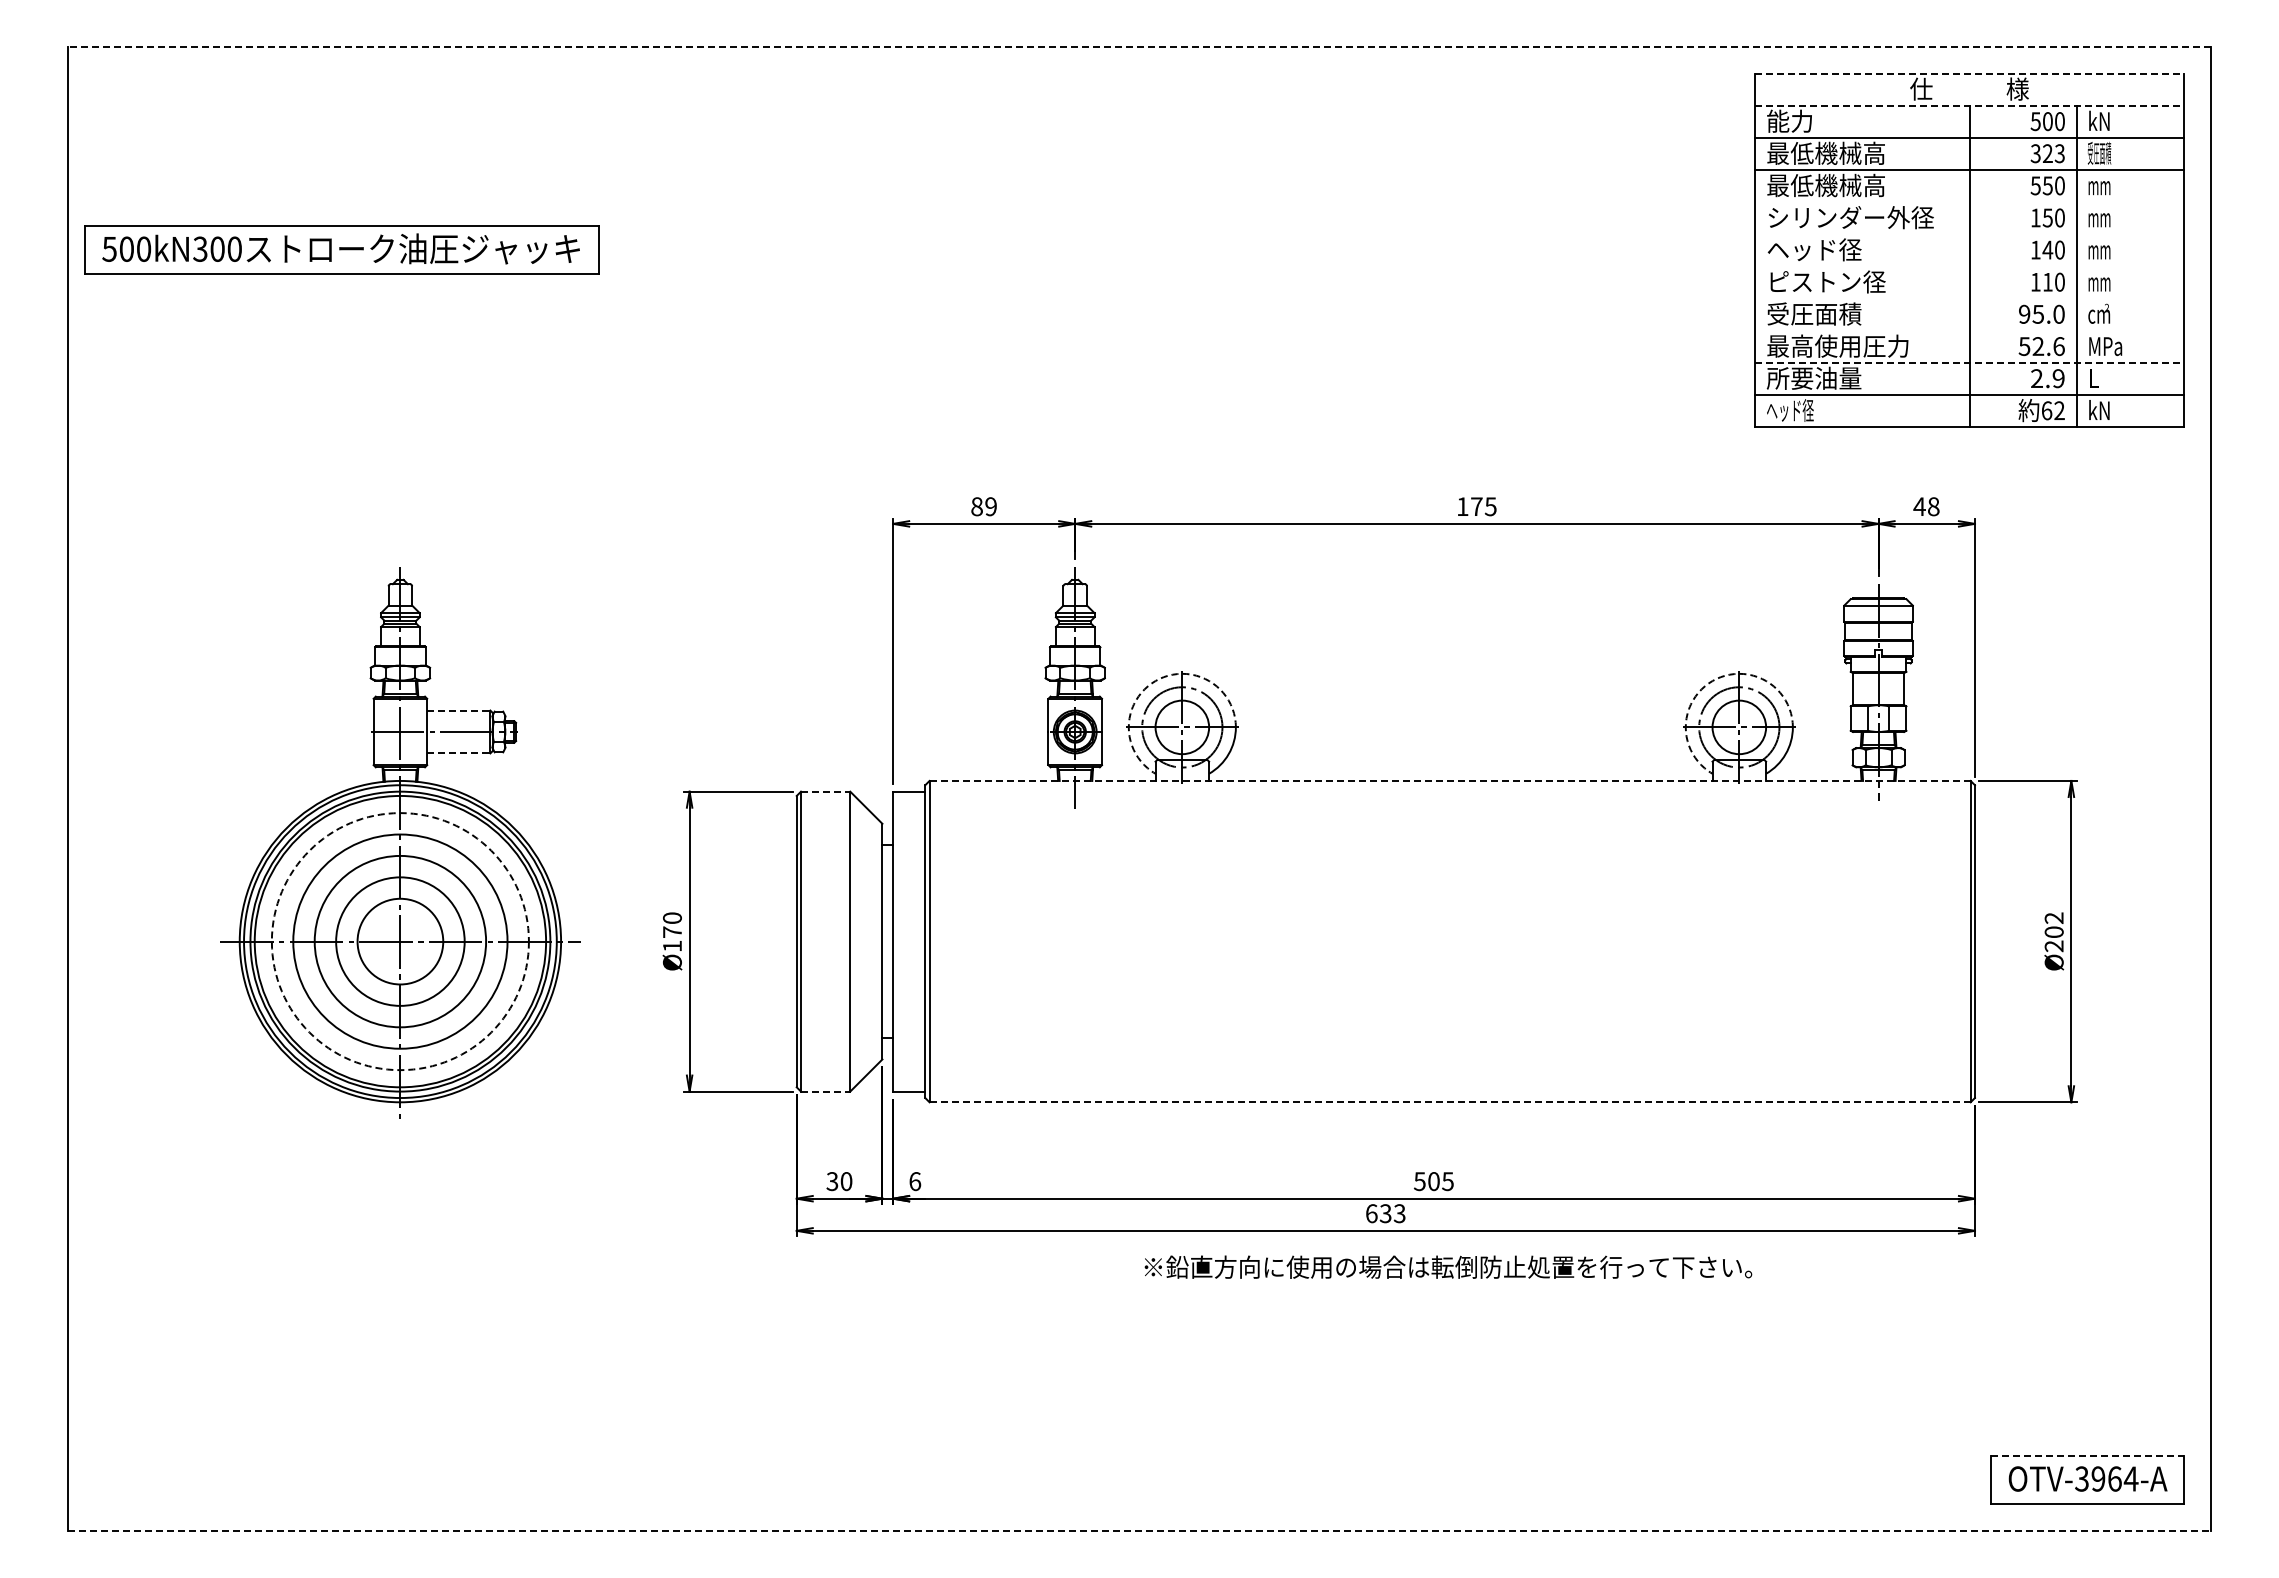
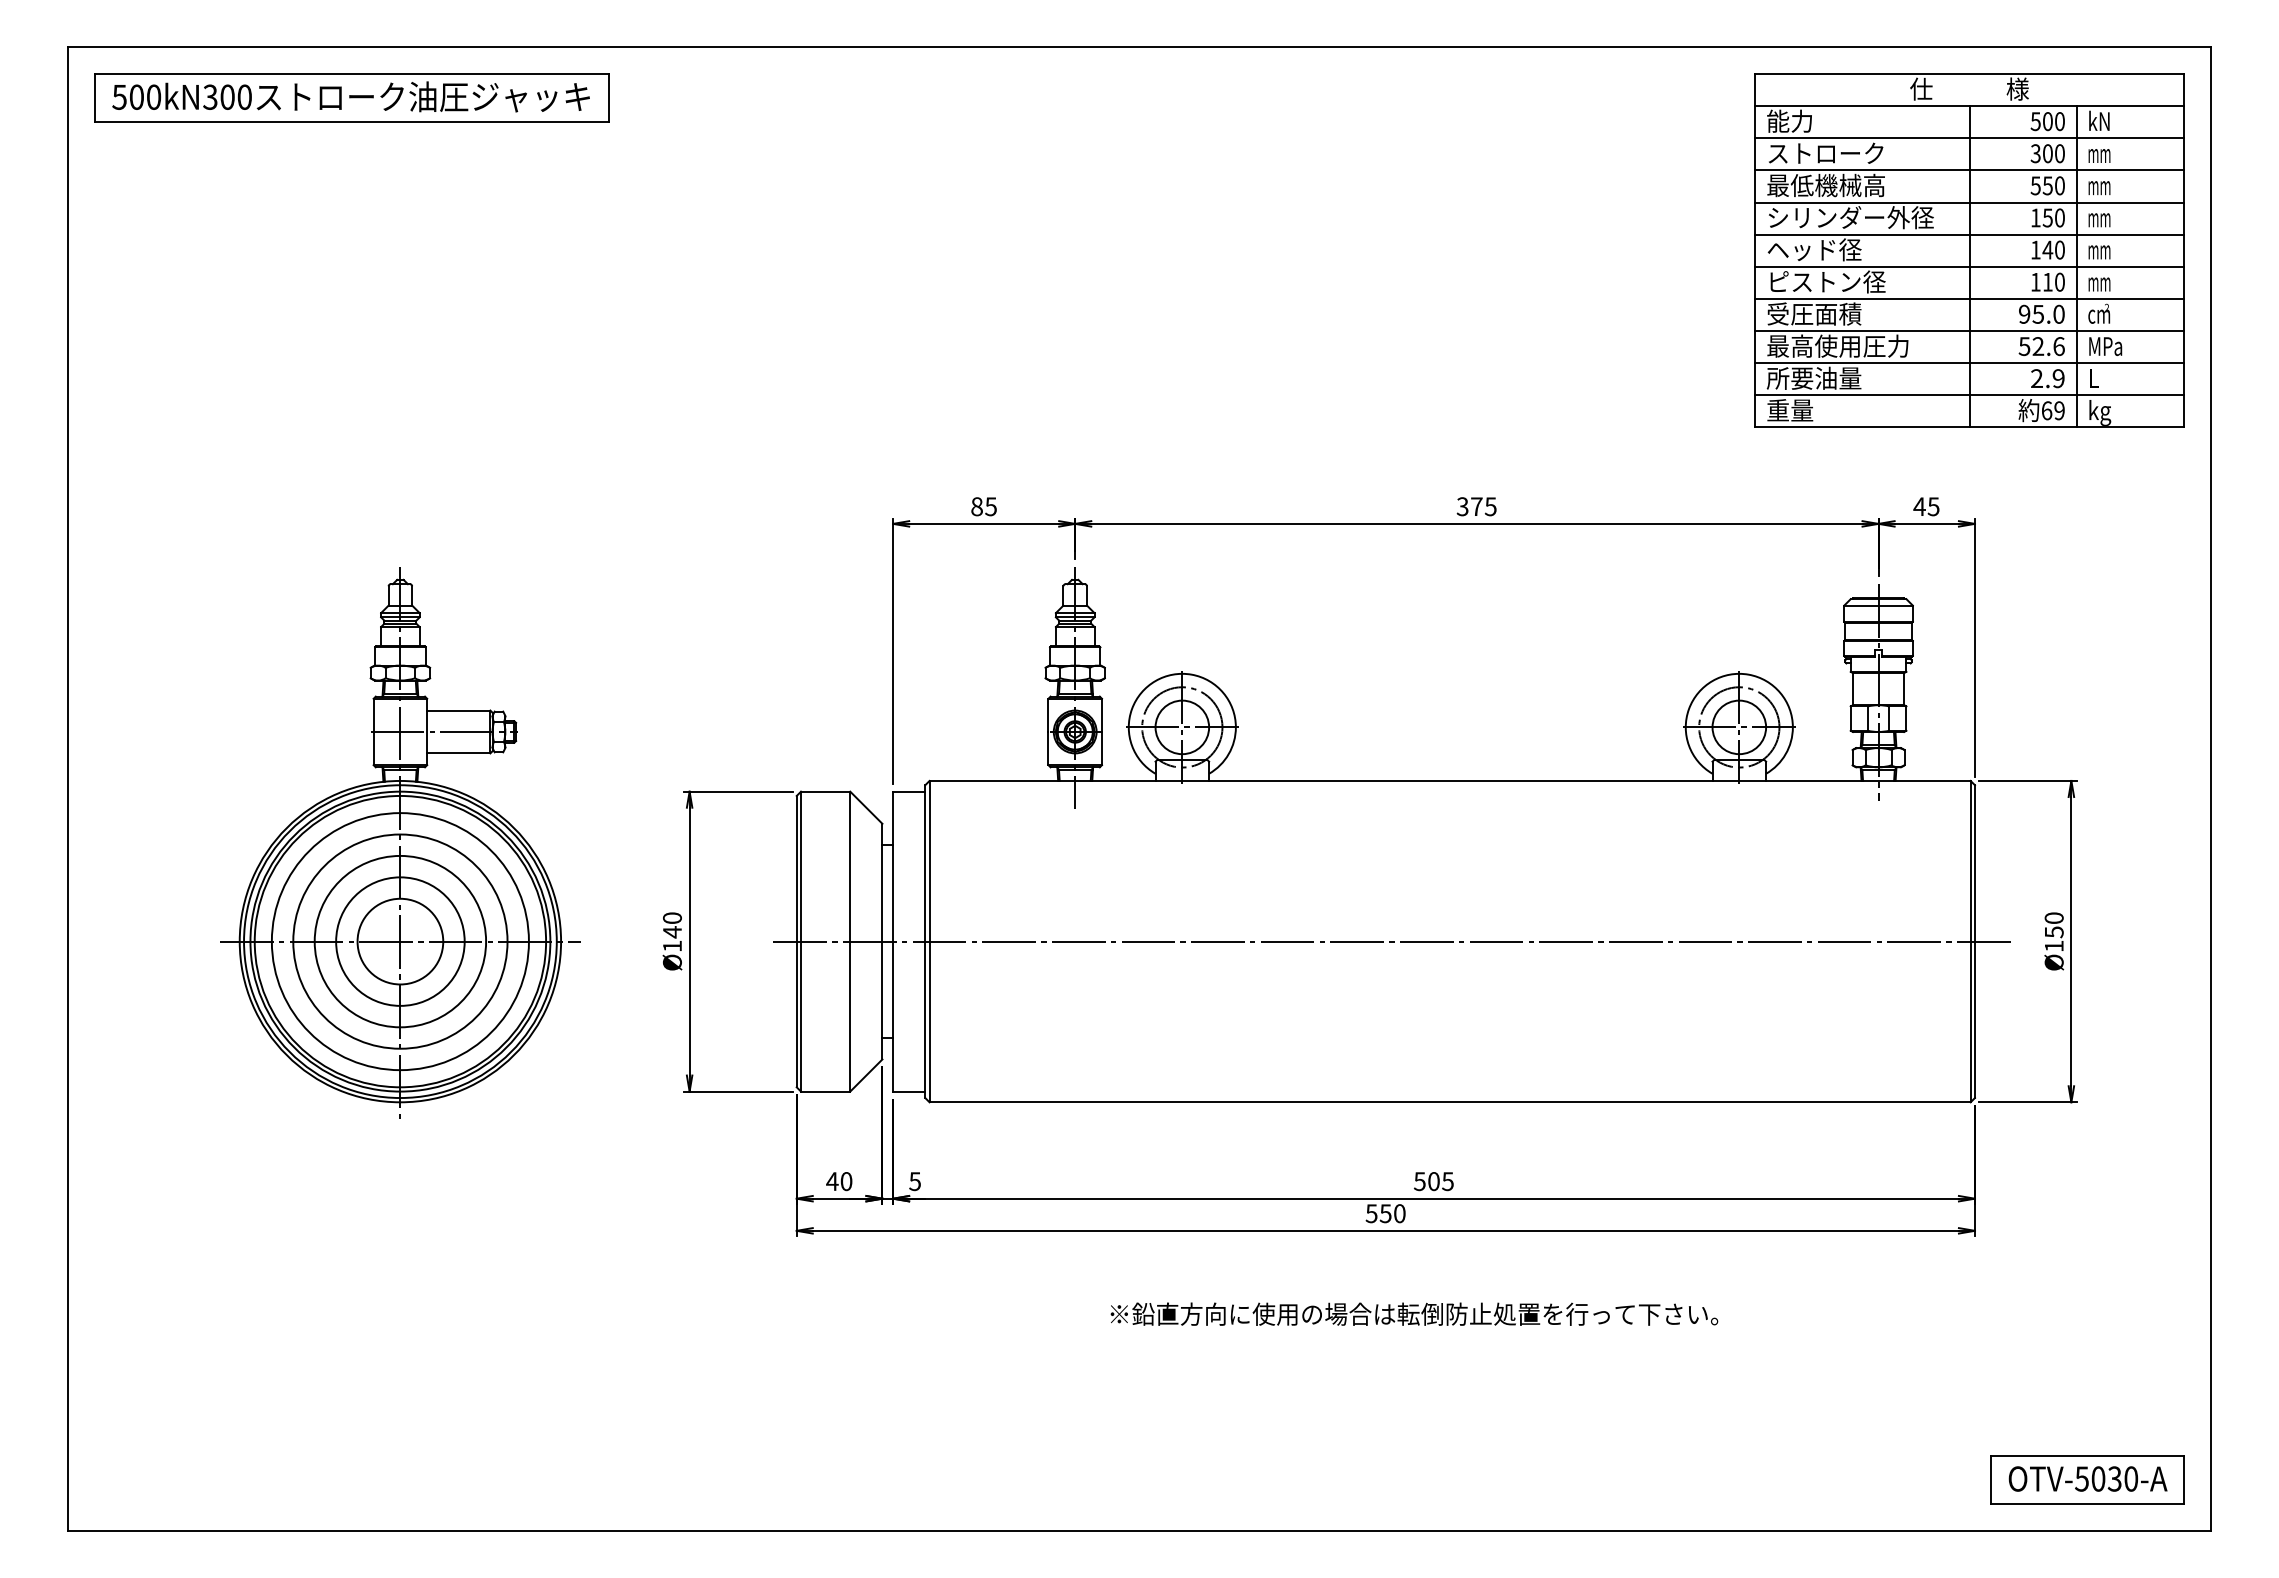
line: dashed -> solid (1139, 47)
line: dashed -> solid (1970, 74)
line: dashed -> solid (1970, 106)
text: 最低機械高 -> ストローク (1825, 152)
text: 受圧面積 -> mm (2099, 152)
text: 323 -> 300 (2053, 153)
line: none -> present (1969, 202)
line: none -> present (1969, 234)
part position: (341, 249) -> (351, 97) (351, 97)
line: none -> present (1969, 266)
line: none -> present (1969, 298)
line: none -> present (1969, 331)
line: dashed -> solid (1970, 363)
text: ヘッド径 -> 重量 (1790, 410)
text: 62 -> 69 (2059, 410)
text: kN -> kg (2100, 412)
text: 89 -> 85 (990, 506)
text: 175 -> 375 (1462, 506)
text: 48 -> 45 (1933, 506)
arc: dashed -> solid (1155, 681)
arc: dashed -> solid (1712, 681)
line: dashed -> solid (458, 710)
line: dashed -> solid (458, 753)
line: dashed -> solid (1450, 780)
line: dashed -> solid (825, 791)
text: Ø170 -> Ø140 (672, 932)
text: Ø202 -> Ø150 (2053, 932)
circle: dashed -> solid (399, 941)
line: none -> present (1391, 941)
line: dashed -> solid (825, 1091)
line: dashed -> solid (1450, 1102)
text: 30 -> 40 (832, 1181)
text: 6 -> 5 (915, 1181)
text: 633 -> 550 (1385, 1213)
text position: (1448, 1266) -> (1414, 1313) (1414, 1313)
line: dashed -> solid (2087, 1455)
text: OTV-3964-A -> OTV-5030-A (2106, 1478)
line: dashed -> solid (1139, 1530)
